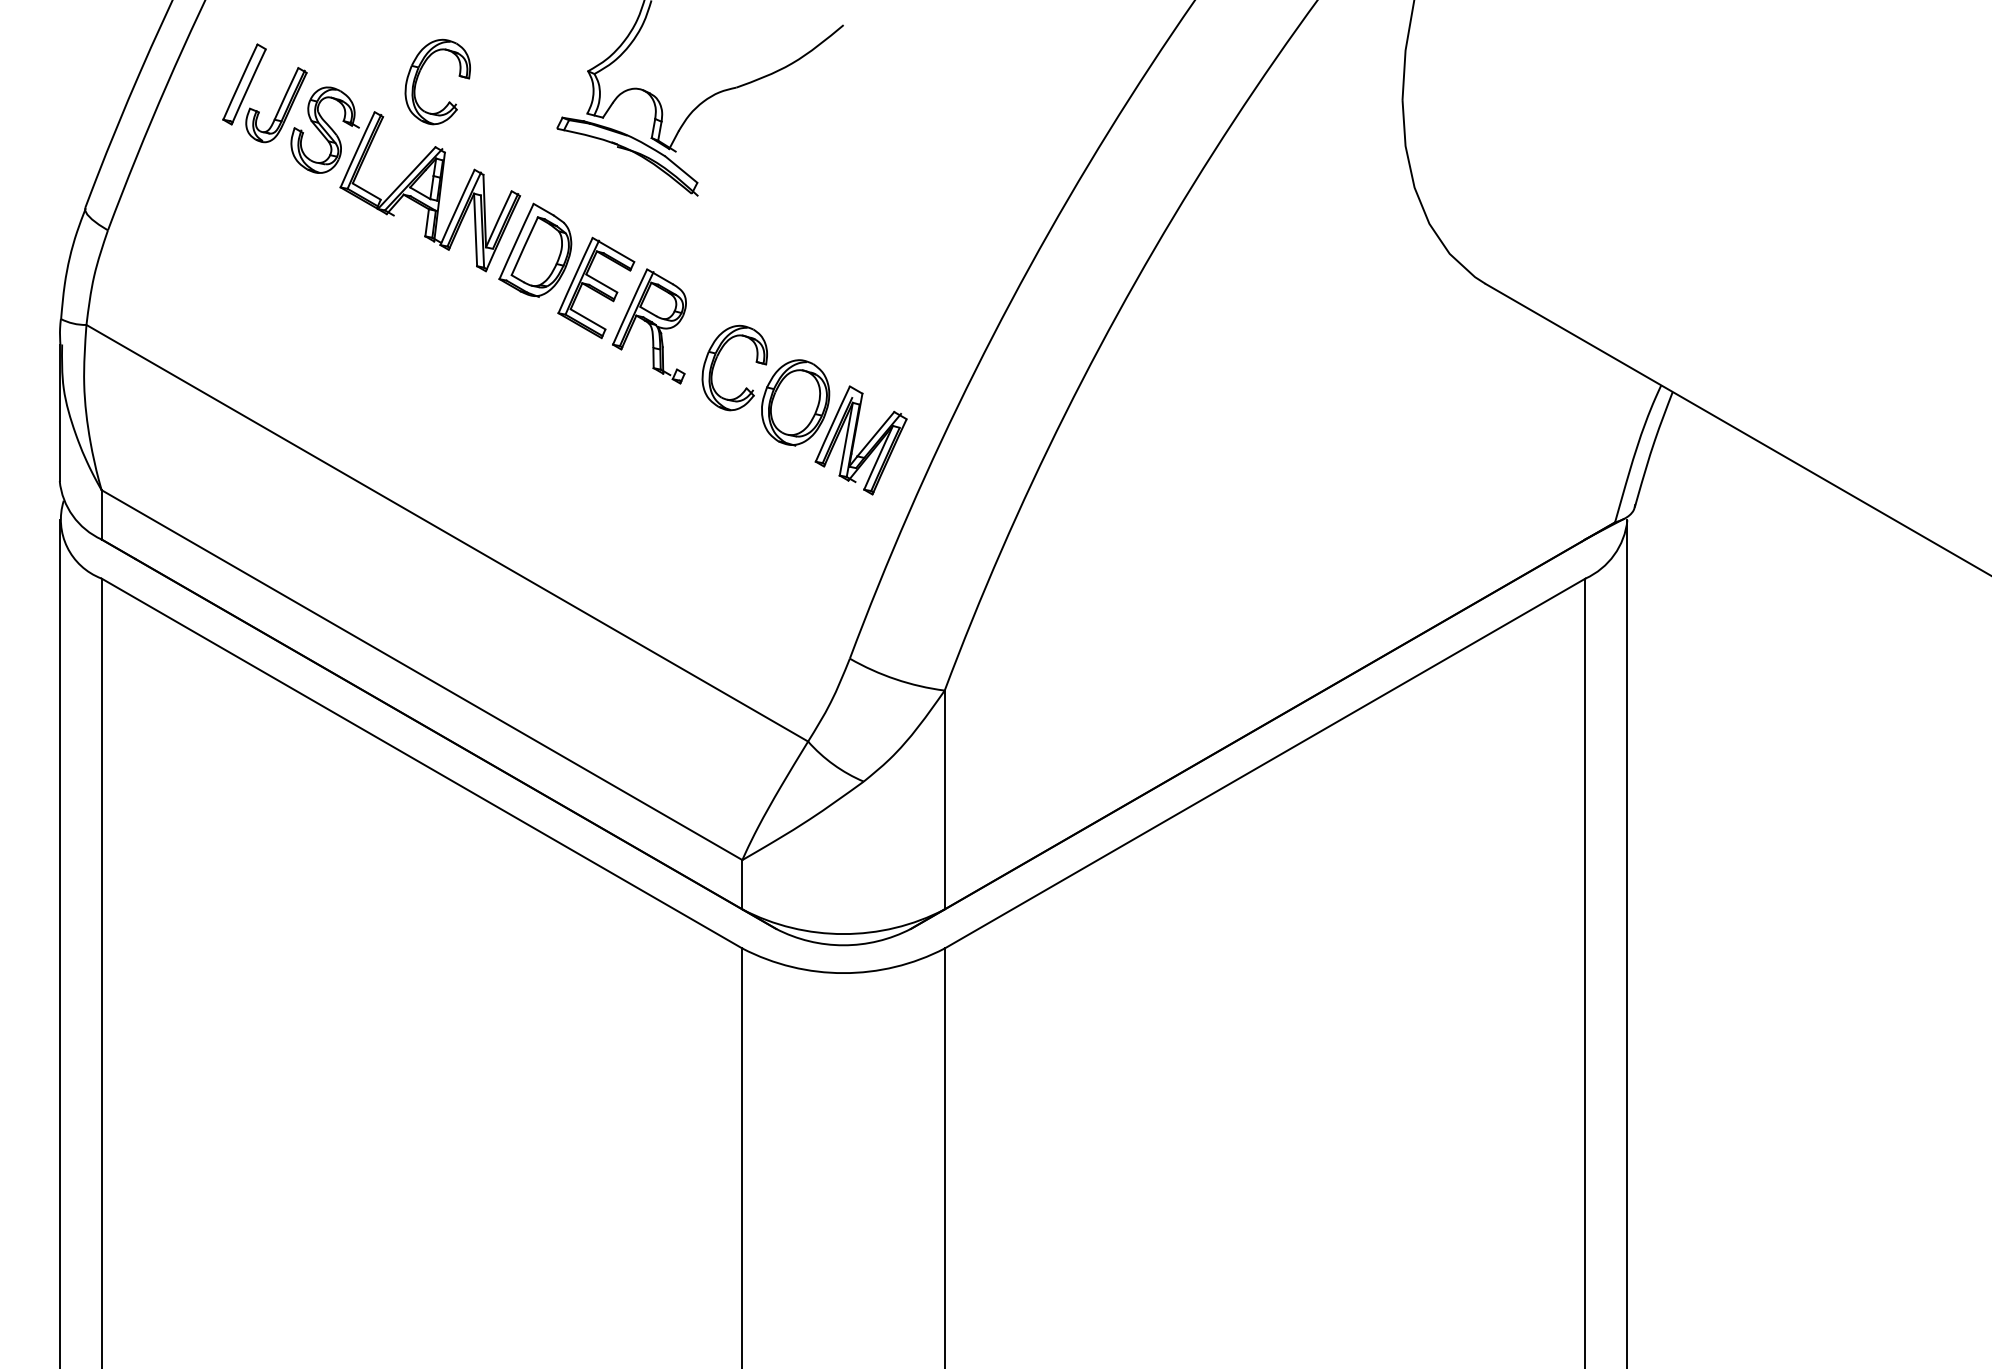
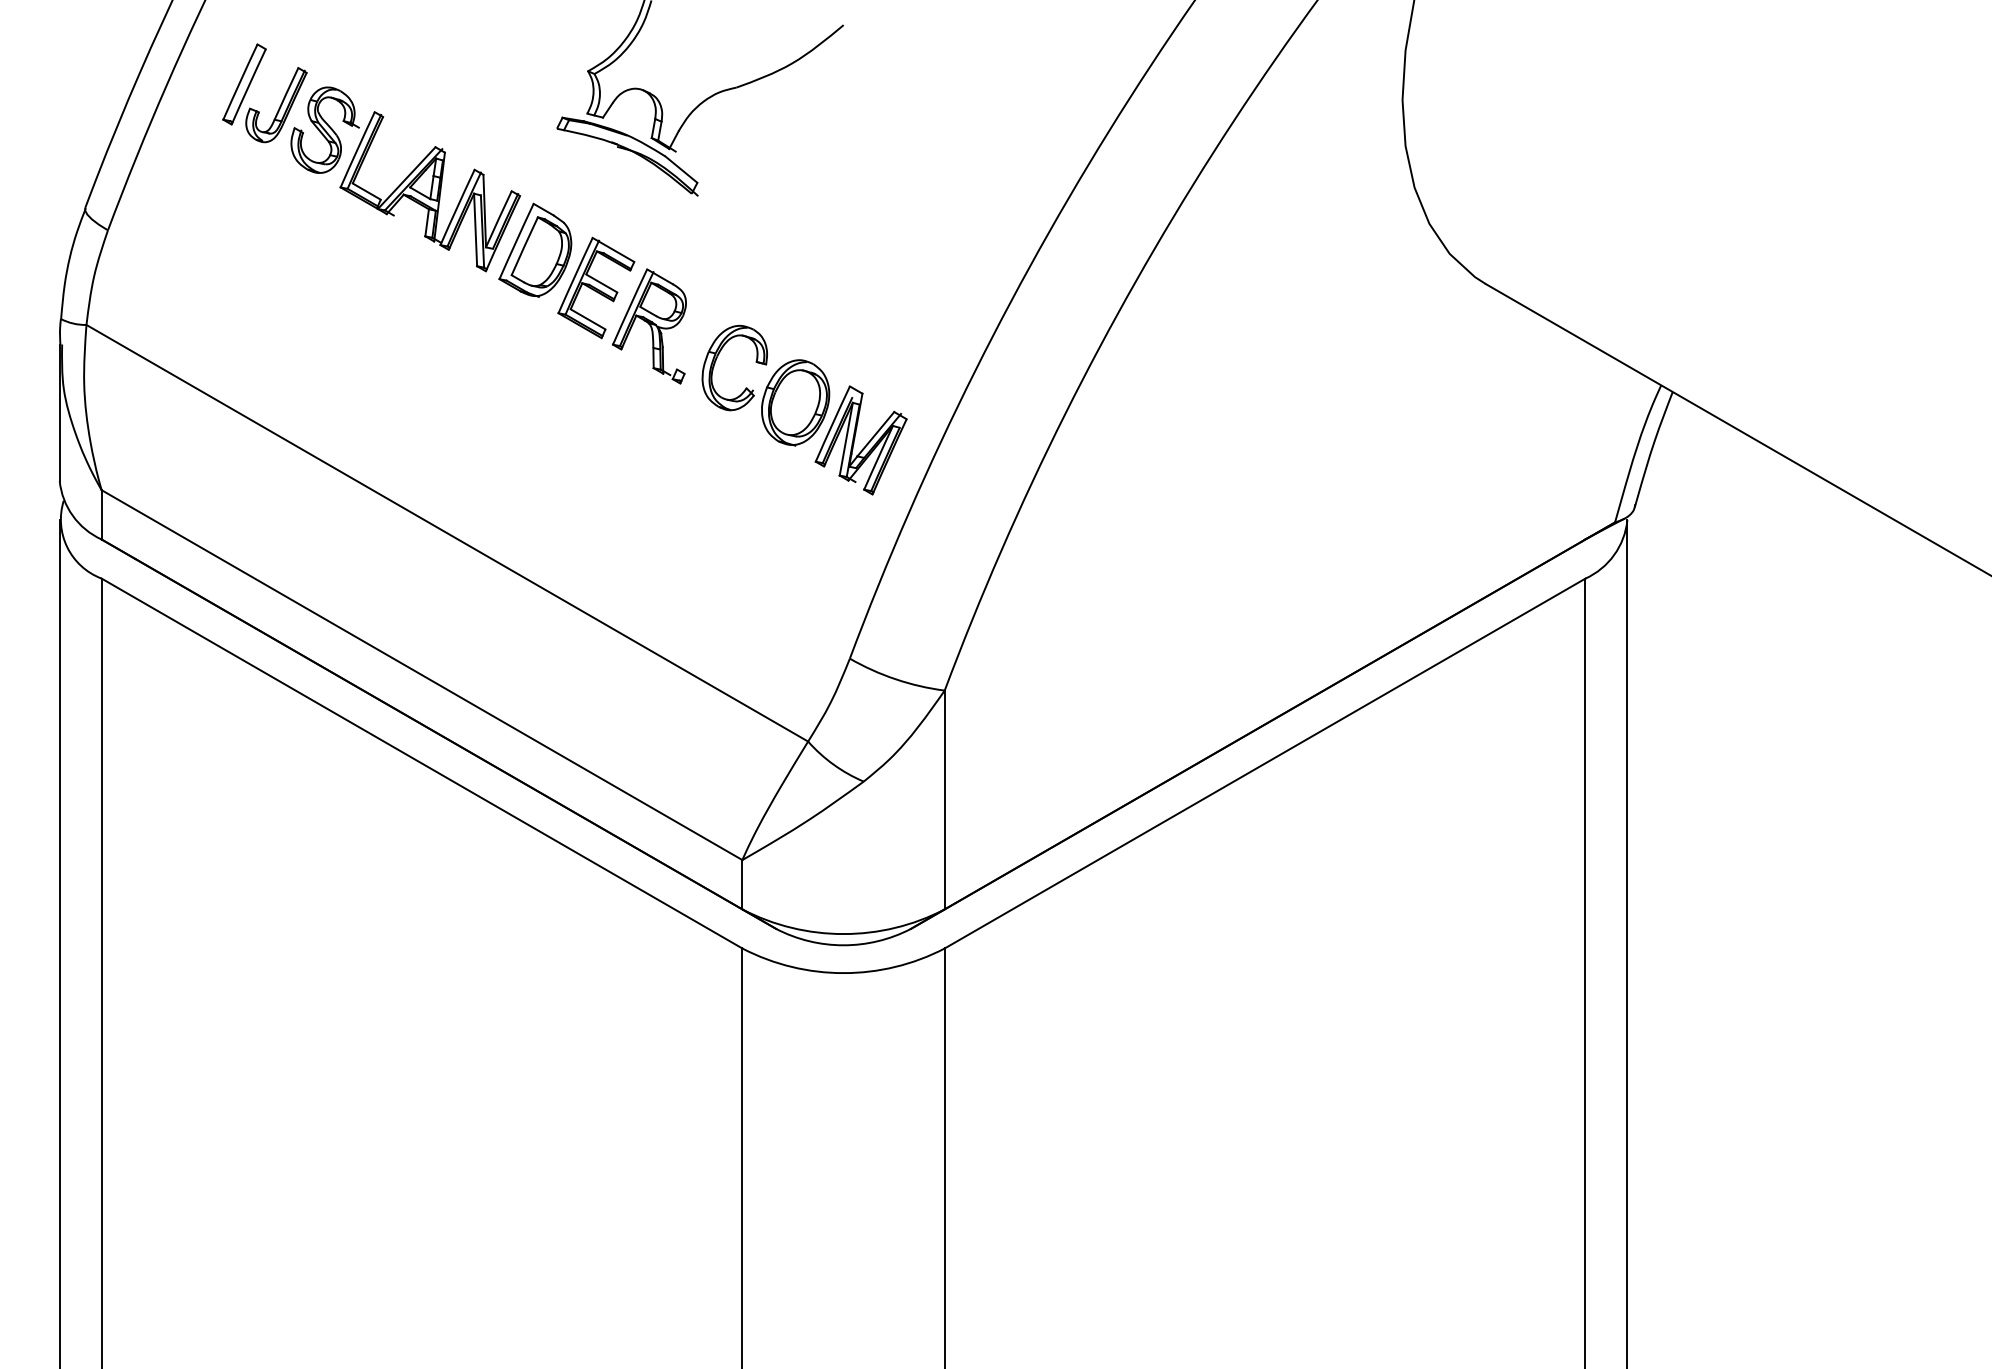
part: present -> none (419, 75)
